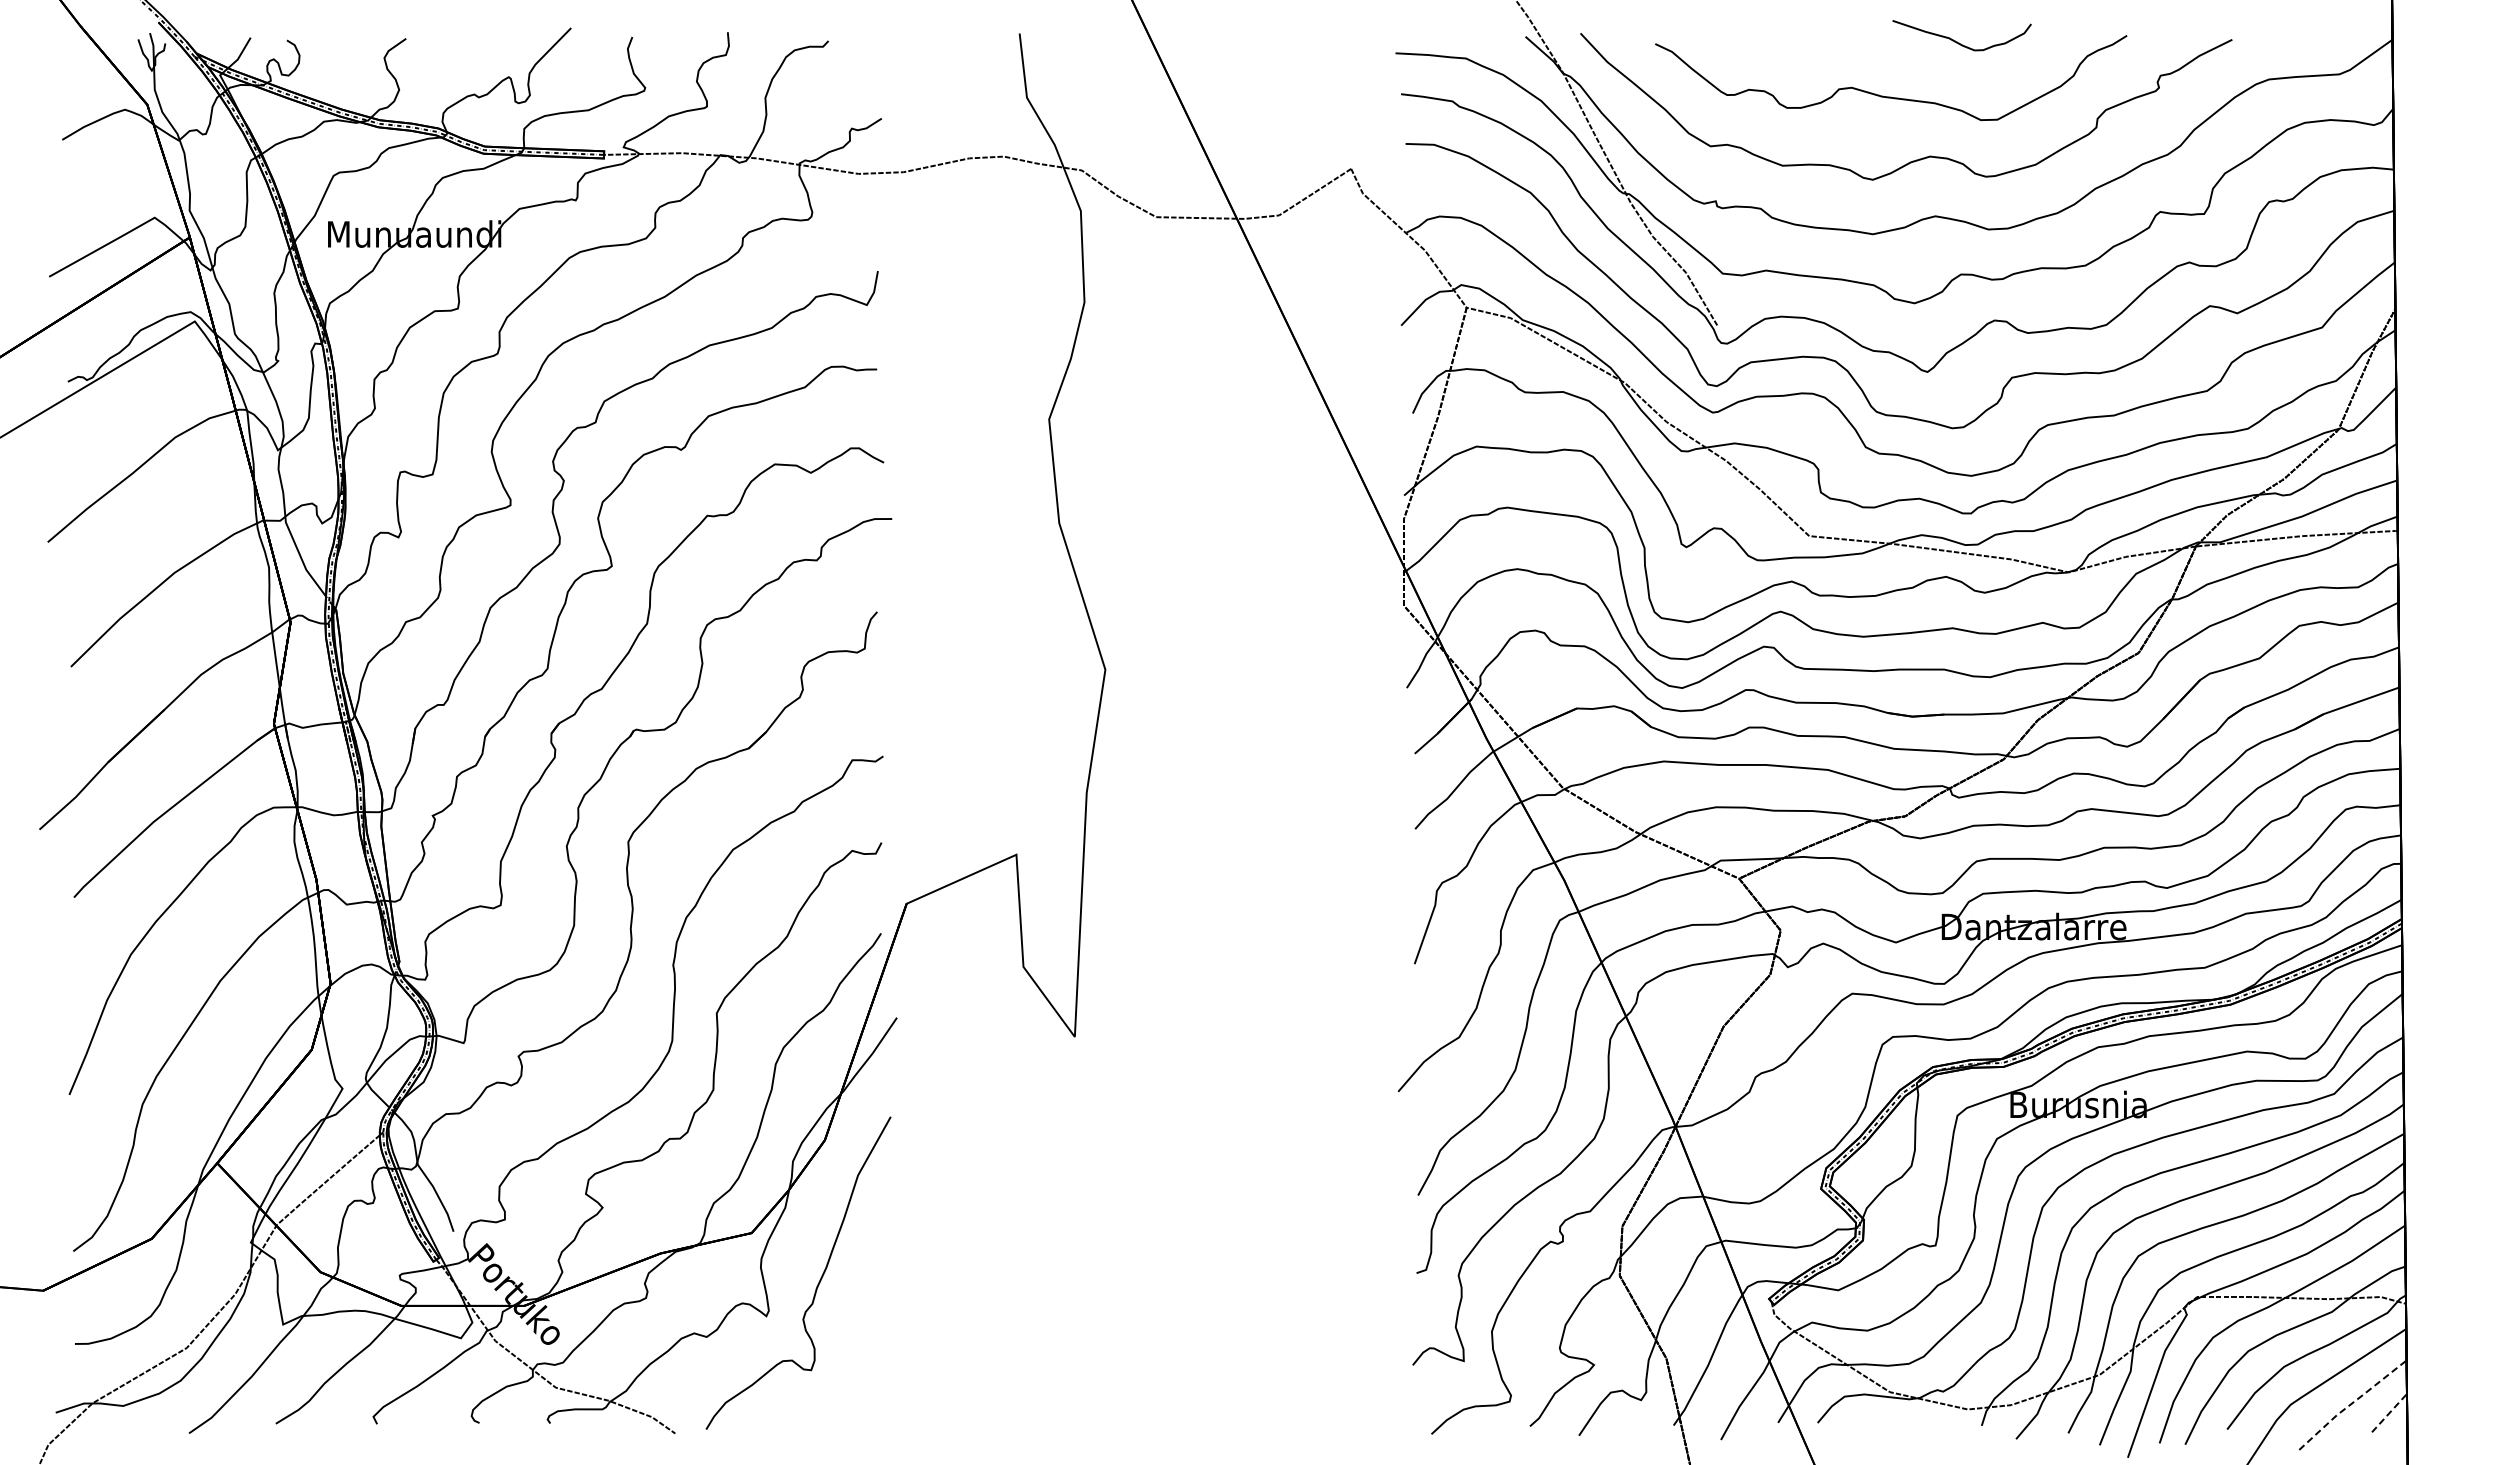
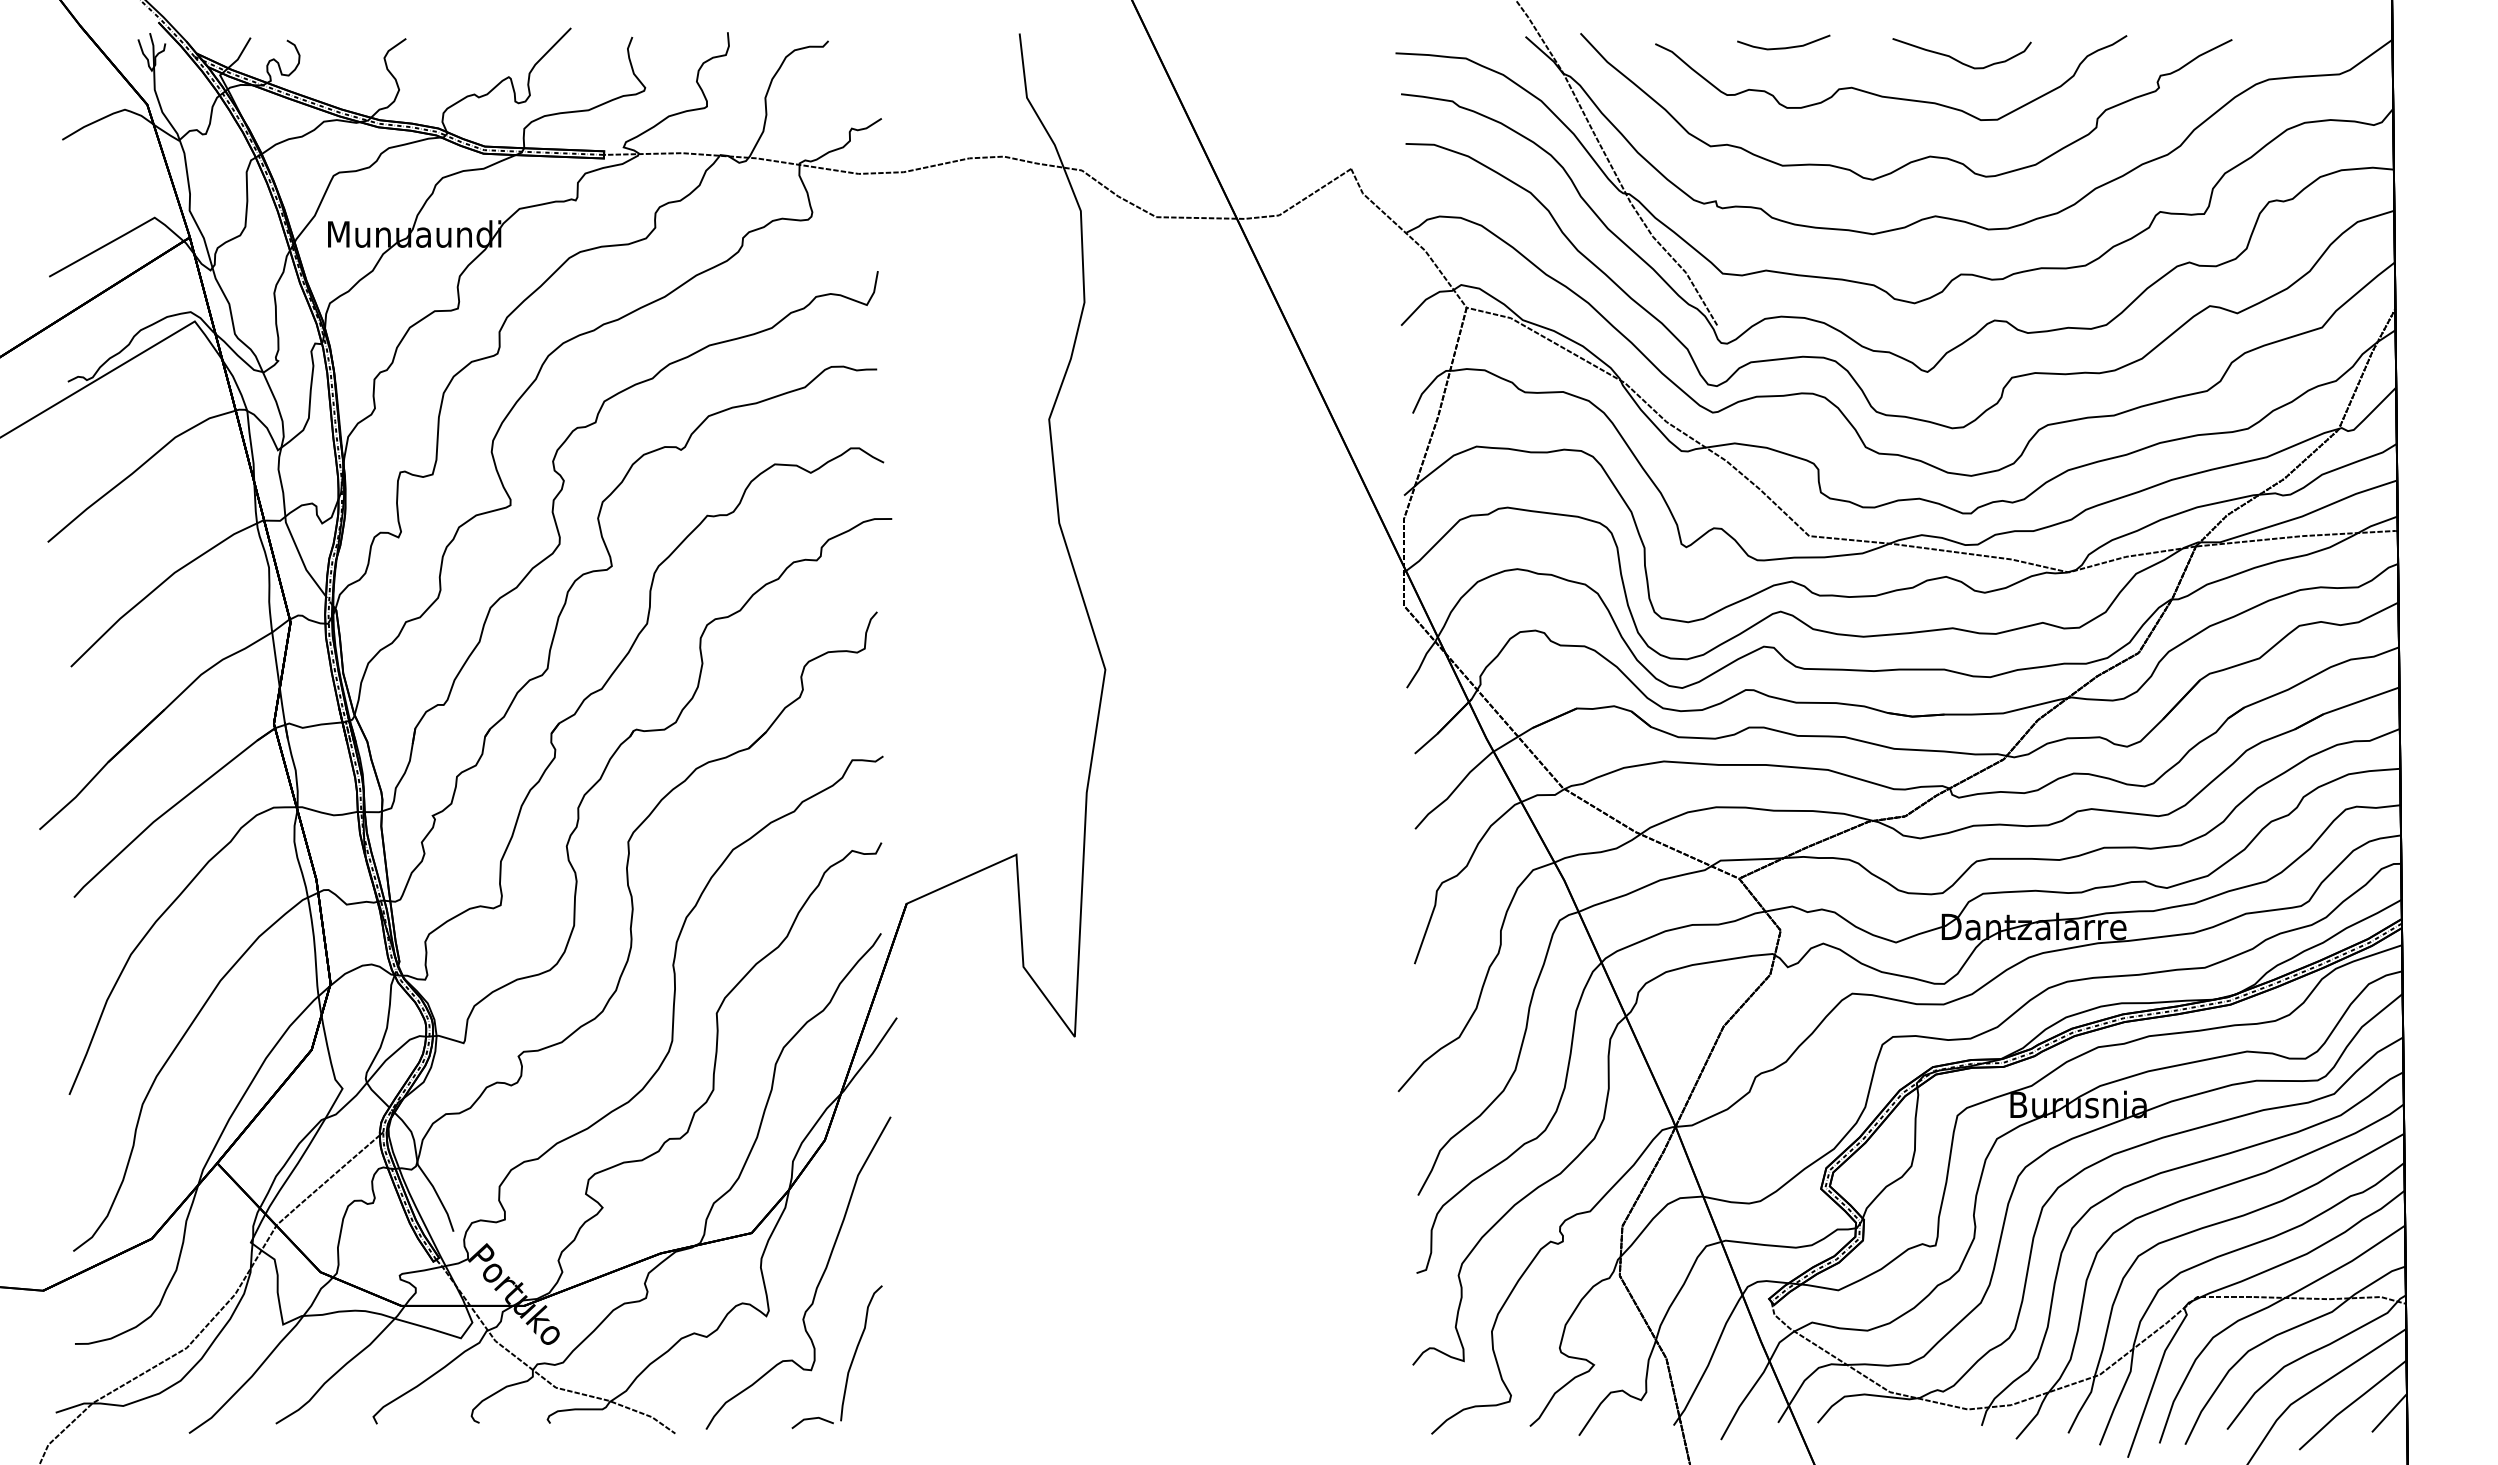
curve position: (1957, 41) -> (1957, 59) (1957, 59)
curve: none -> present (1783, 47)
part: none -> present (850, 1363)
line: dashed -> solid (2352, 1403)
line: dashed -> solid (2389, 1413)
